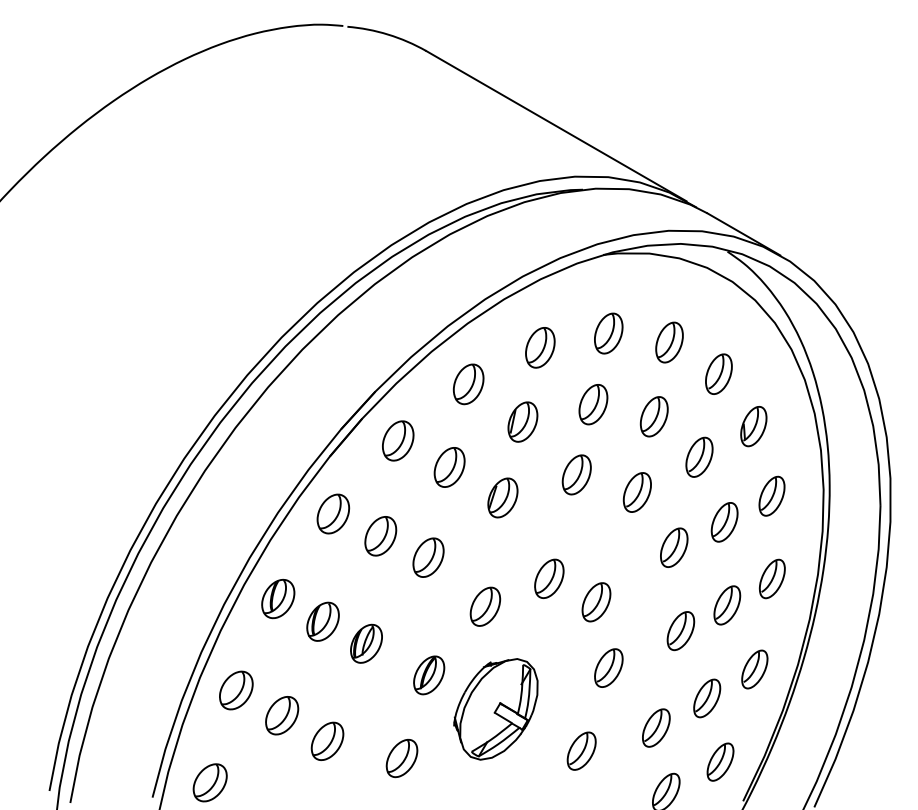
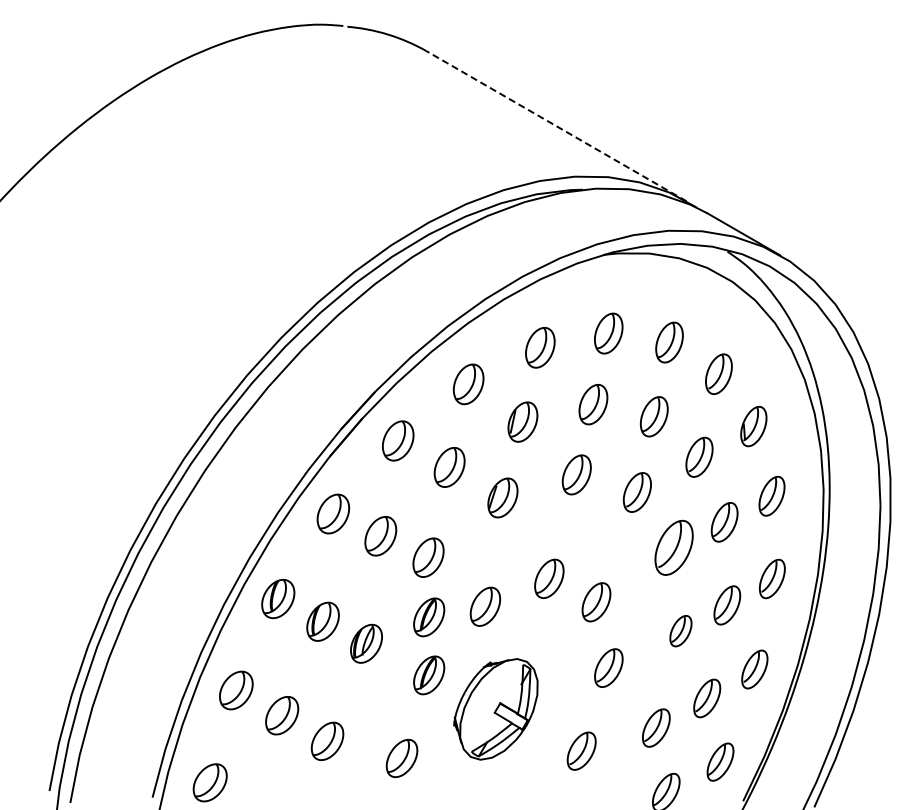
line: solid -> dashed (555, 125)
part size: 29x41 px -> 40x57 px (673, 547)
part: none -> present (429, 617)
part size: 30x41 px -> 24x33 px (680, 631)
